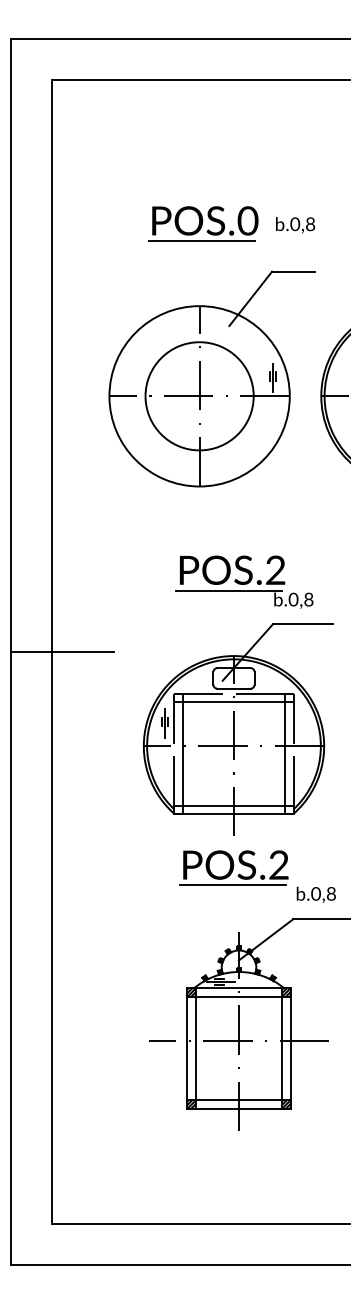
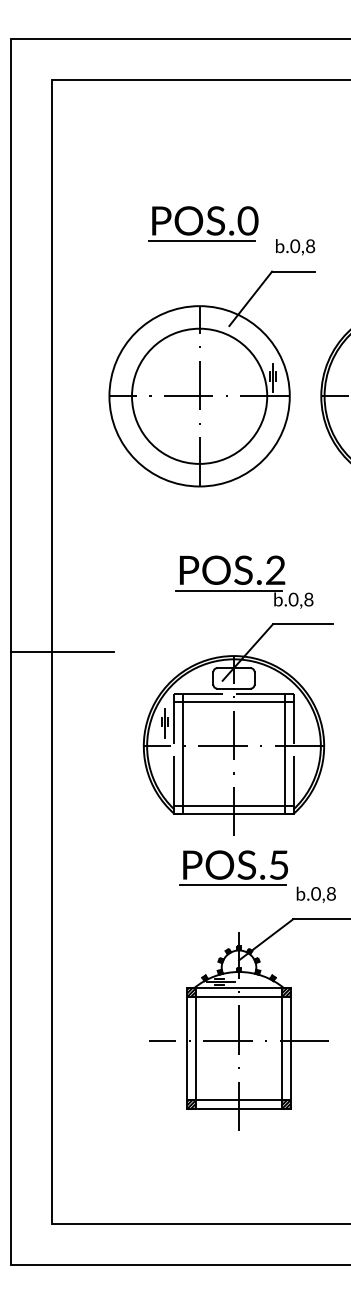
text position: (295, 225) -> (295, 247) (295, 247)
circle diameter: 108 px -> 135 px (199, 395)
text: POS.2 -> POS.5 (278, 864)
